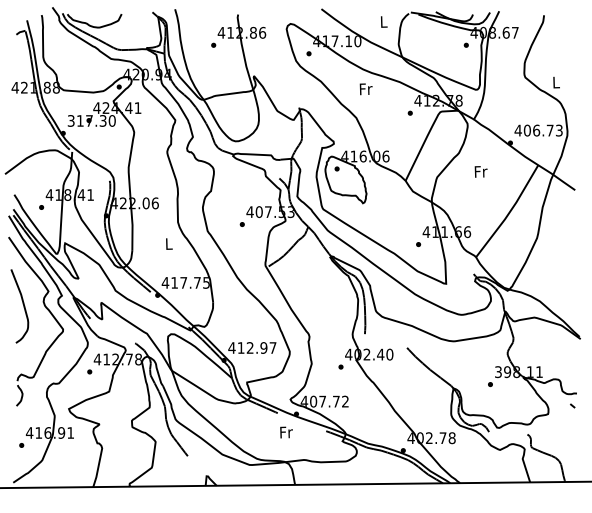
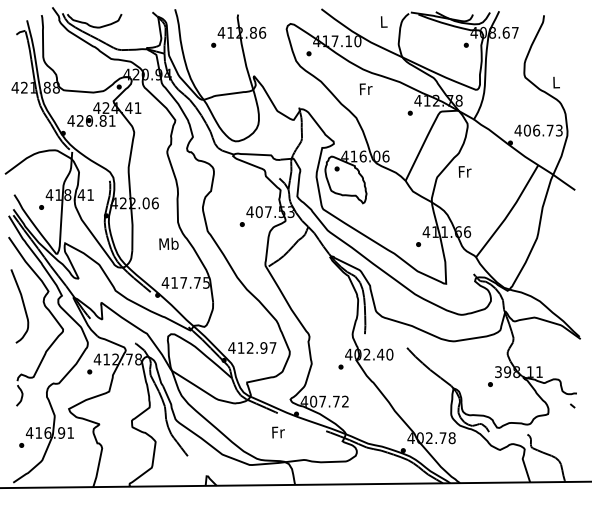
text: 317.30 -> 420.81 (91, 120)
text position: (480, 171) -> (464, 171) (464, 171)
text: L -> Mb (168, 243)
text position: (286, 432) -> (278, 432) (278, 432)
